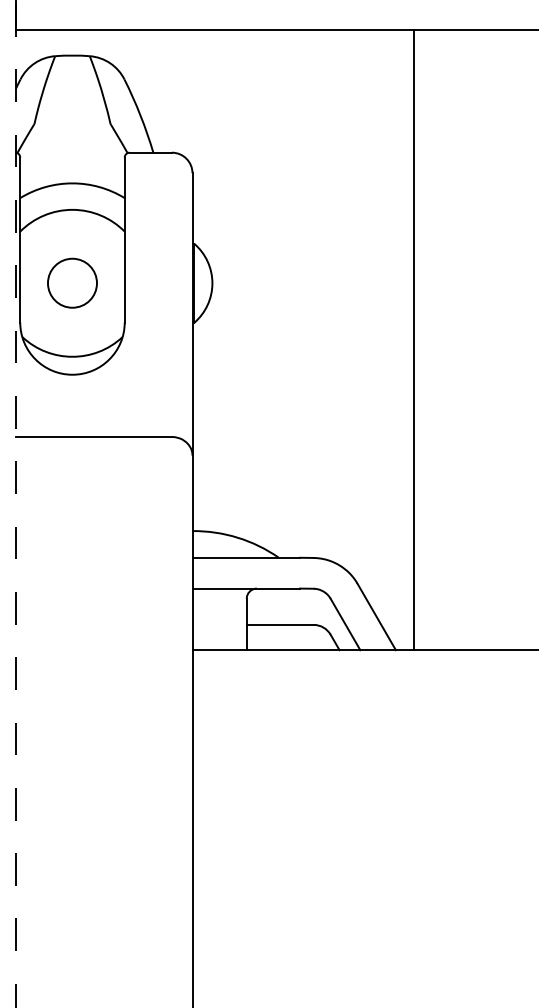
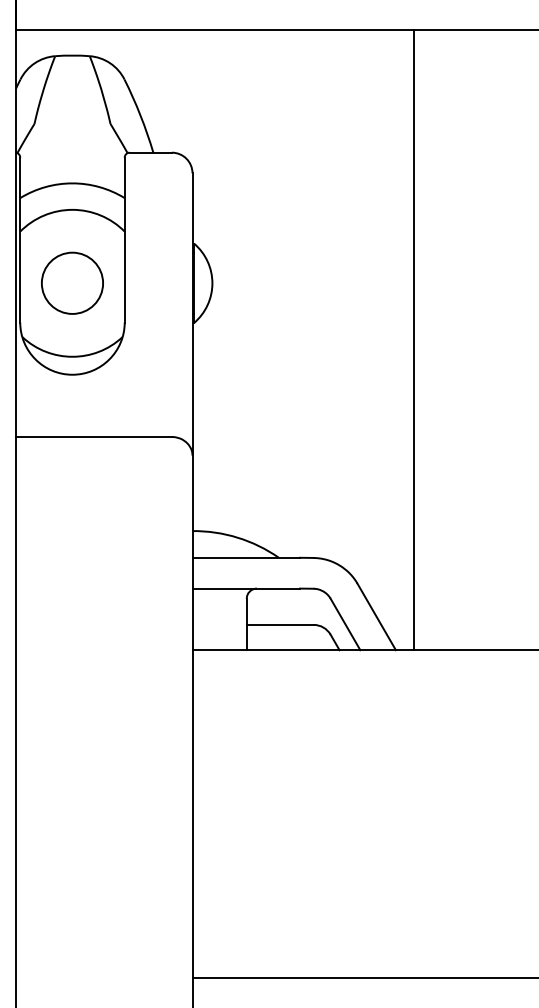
circle size: 51x52 px -> 63x64 px (72, 282)
line: dashed -> solid (15, 503)
line: none -> present (363, 977)
